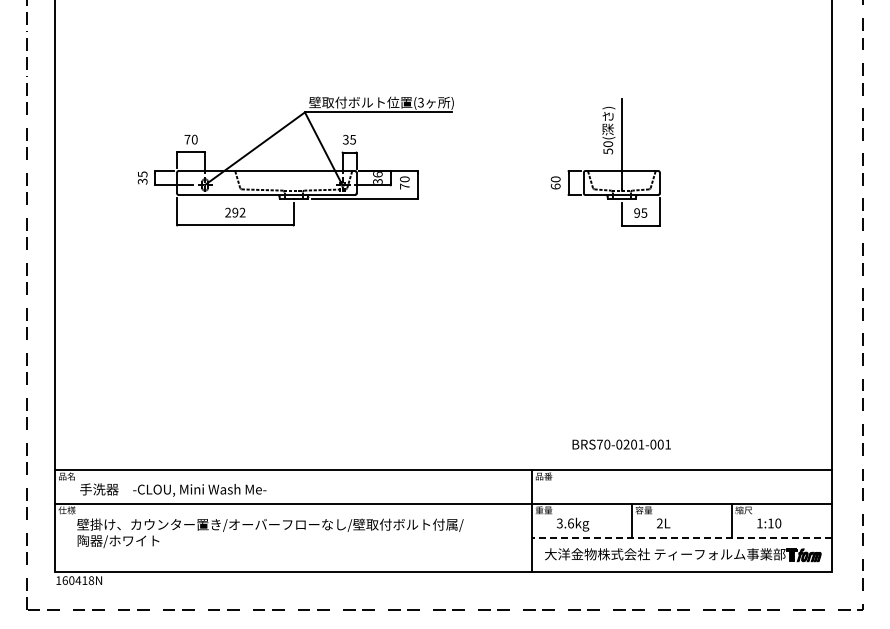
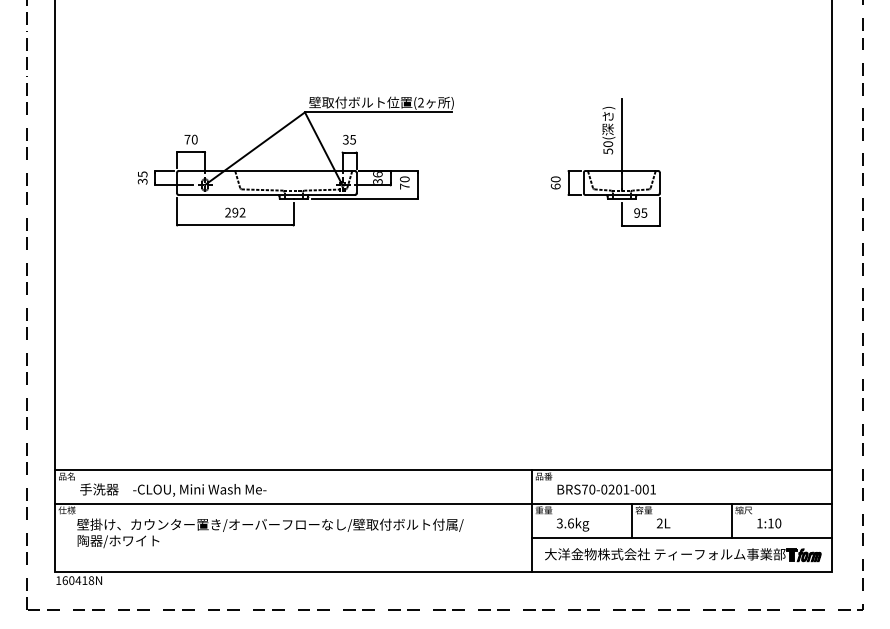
text: (3 -> (2 (420, 103)
text position: (621, 444) -> (606, 489) (606, 489)
line: dashed -> solid (682, 537)
